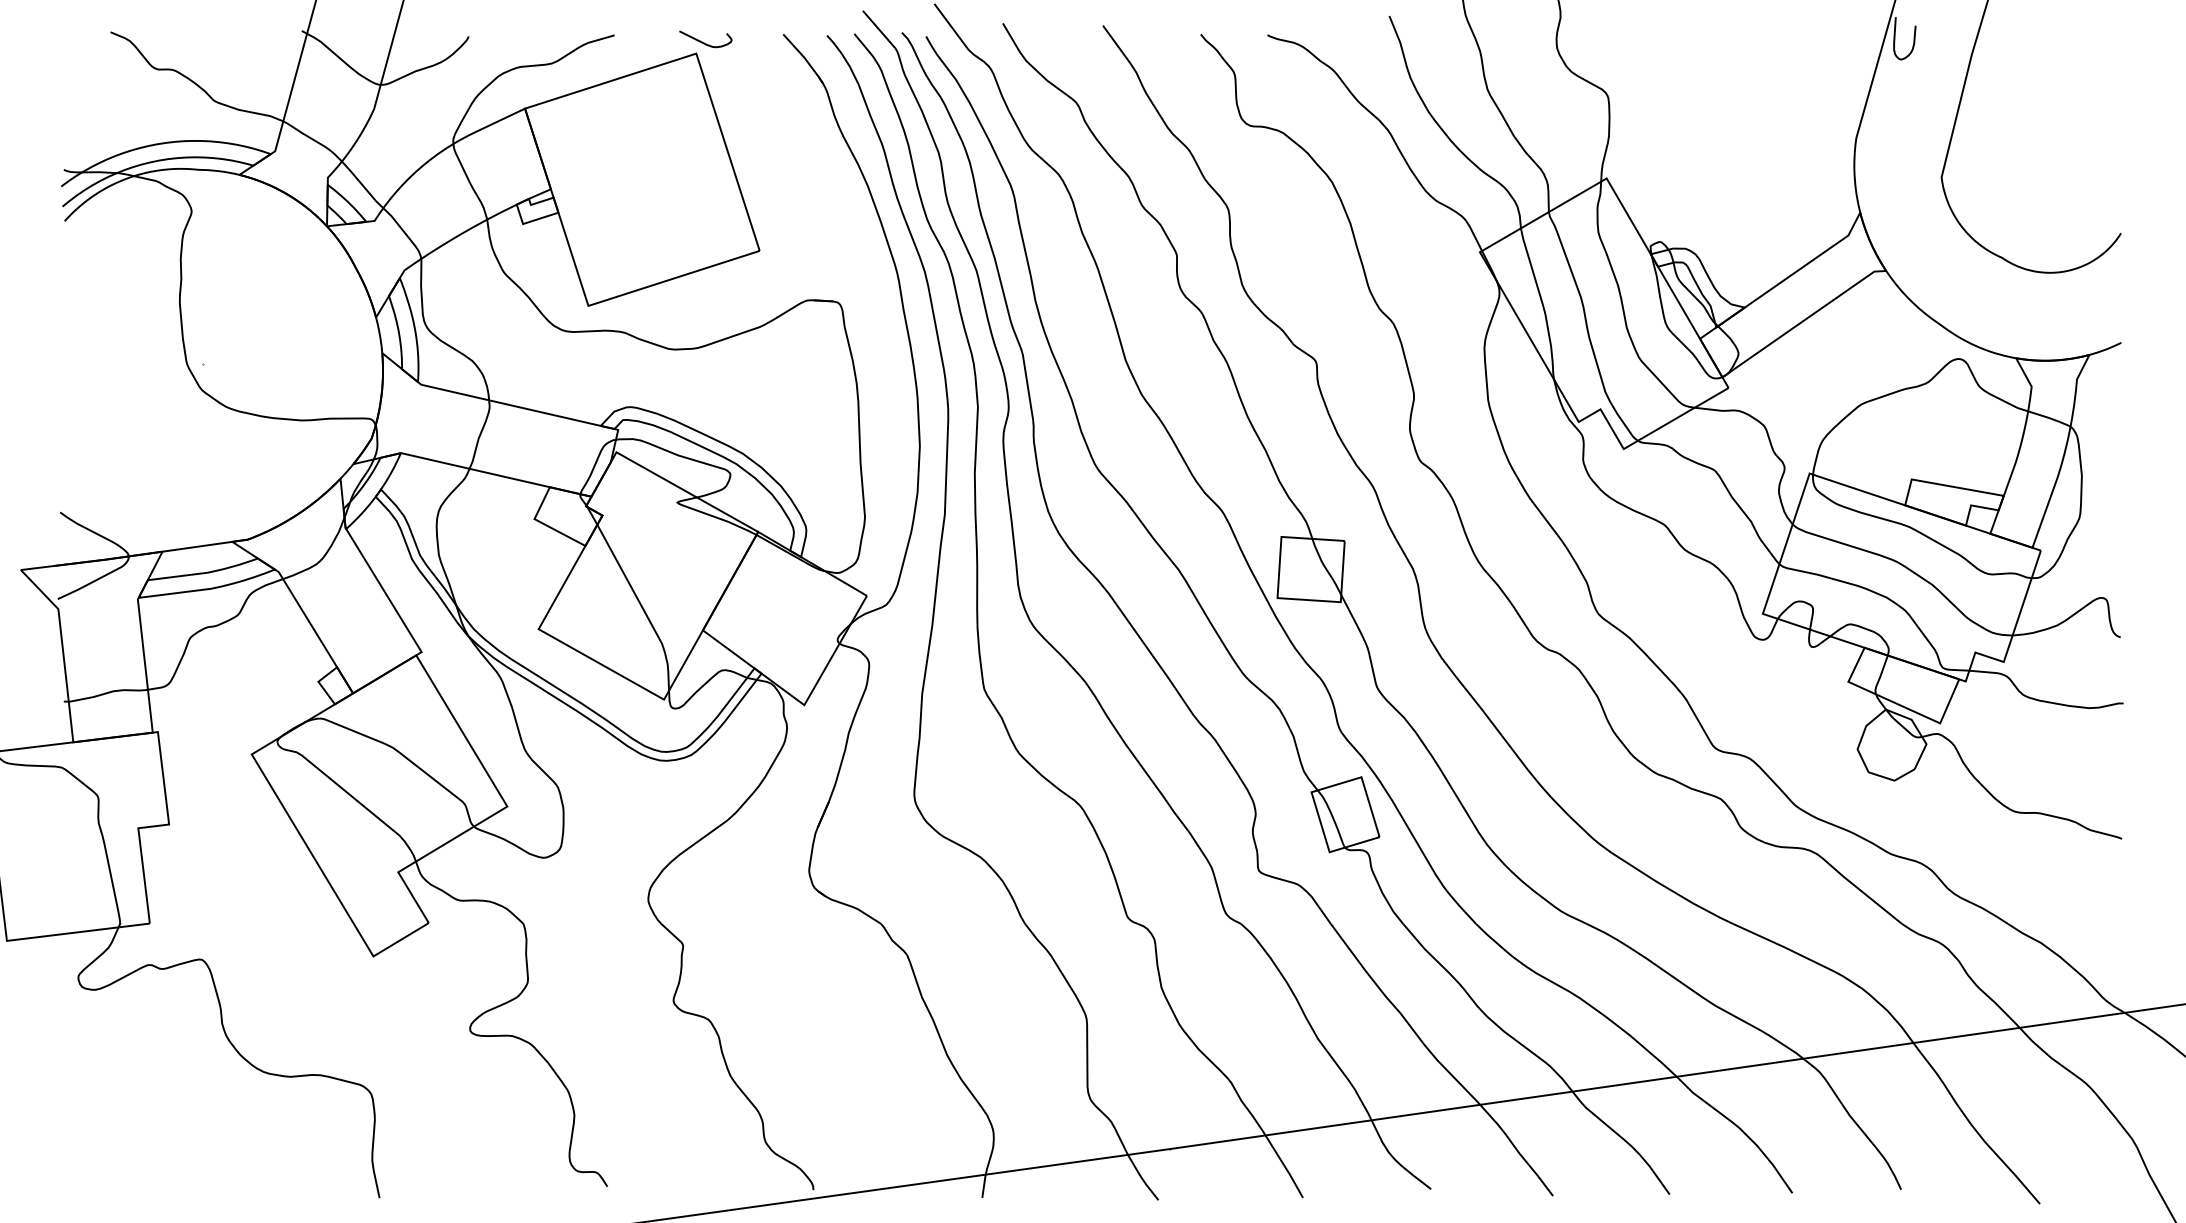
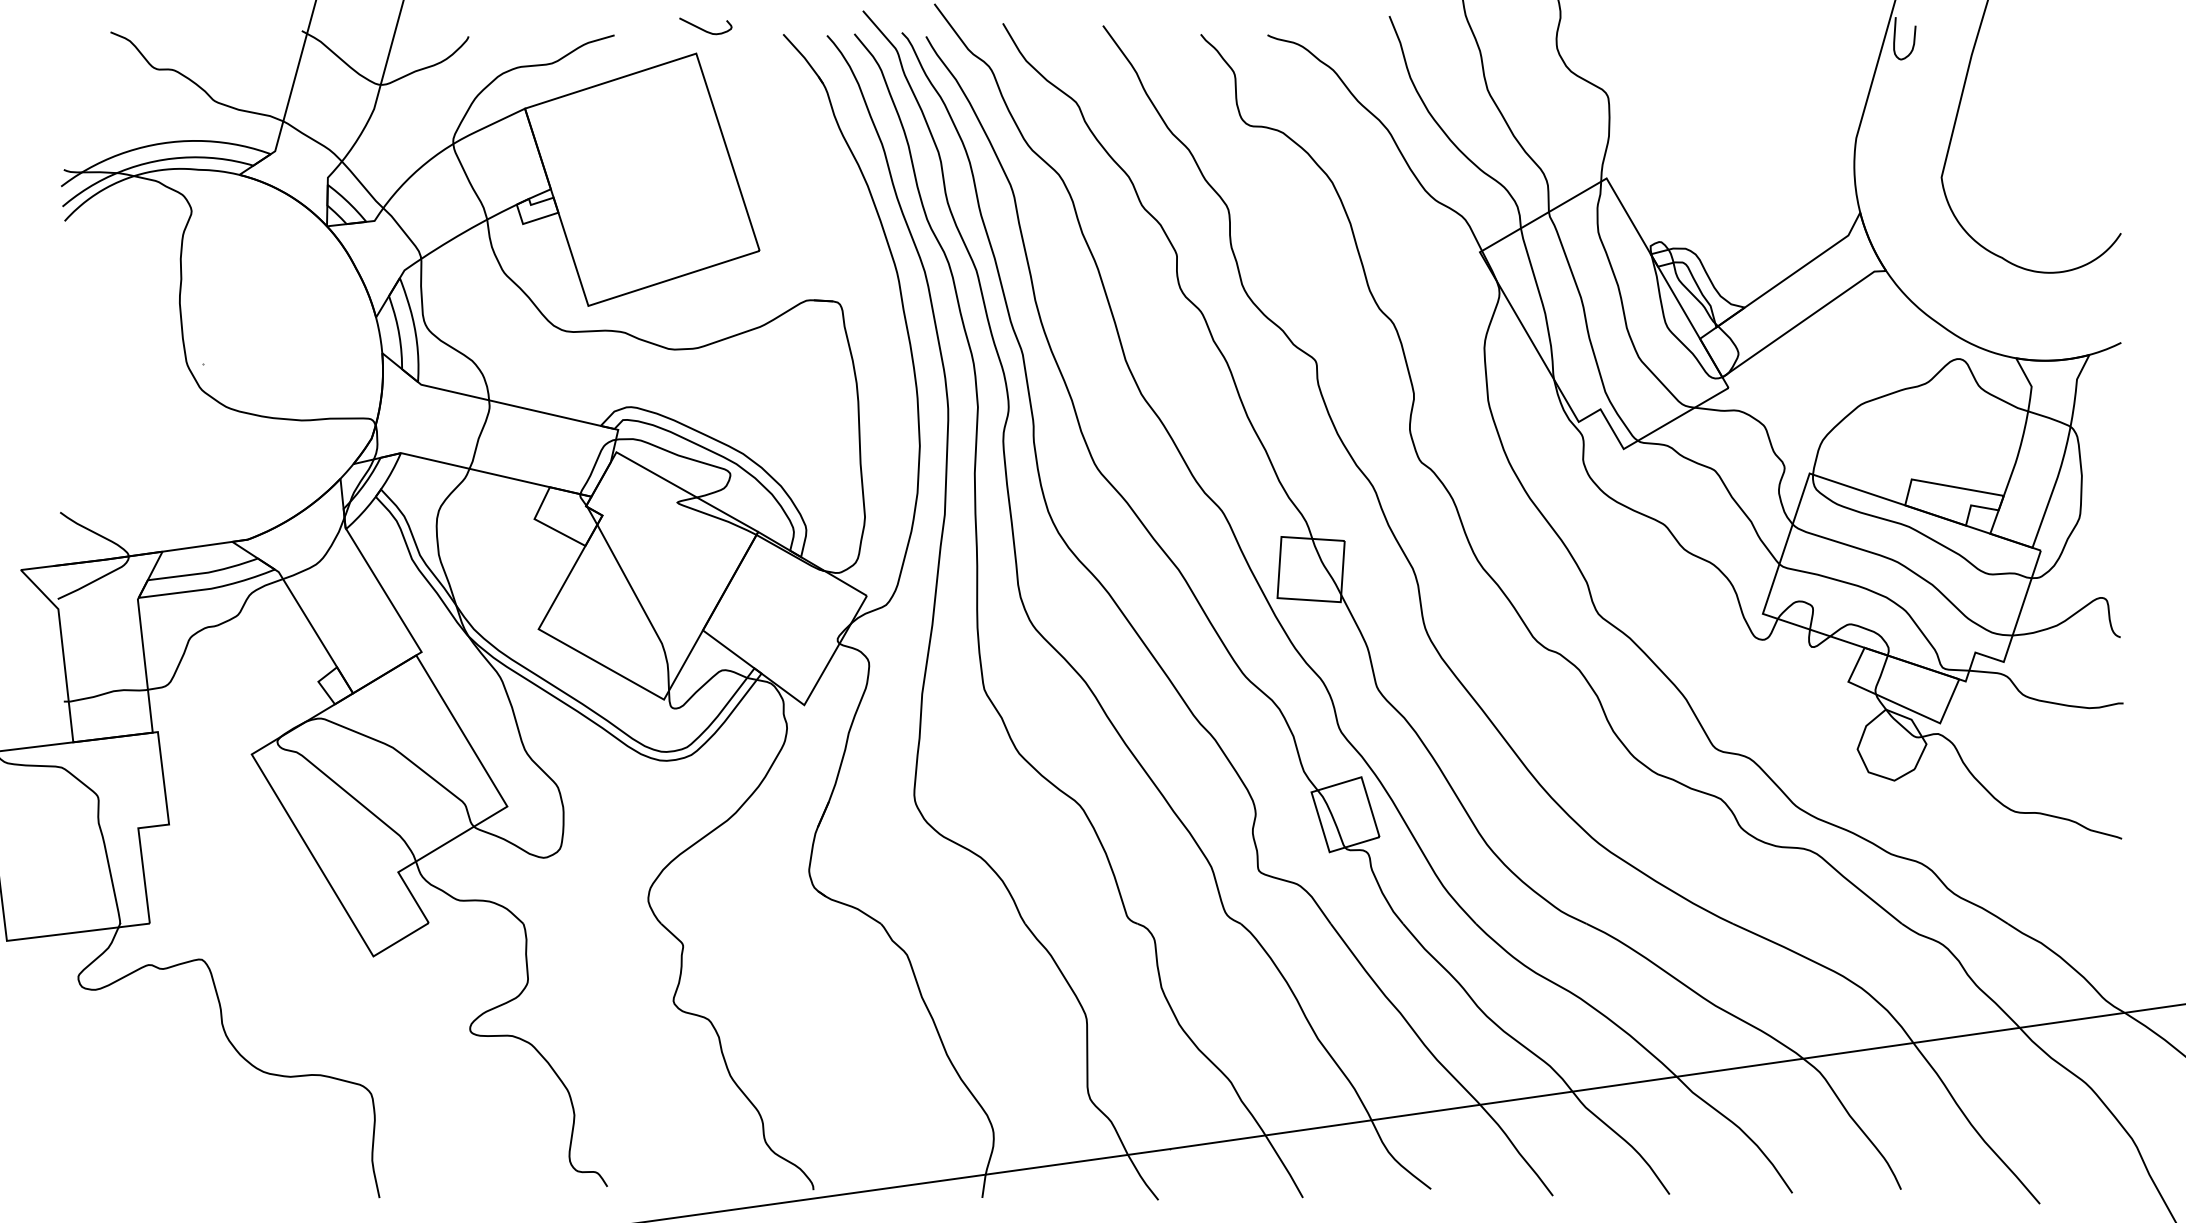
curve position: (704, 42) -> (704, 29) (704, 29)
